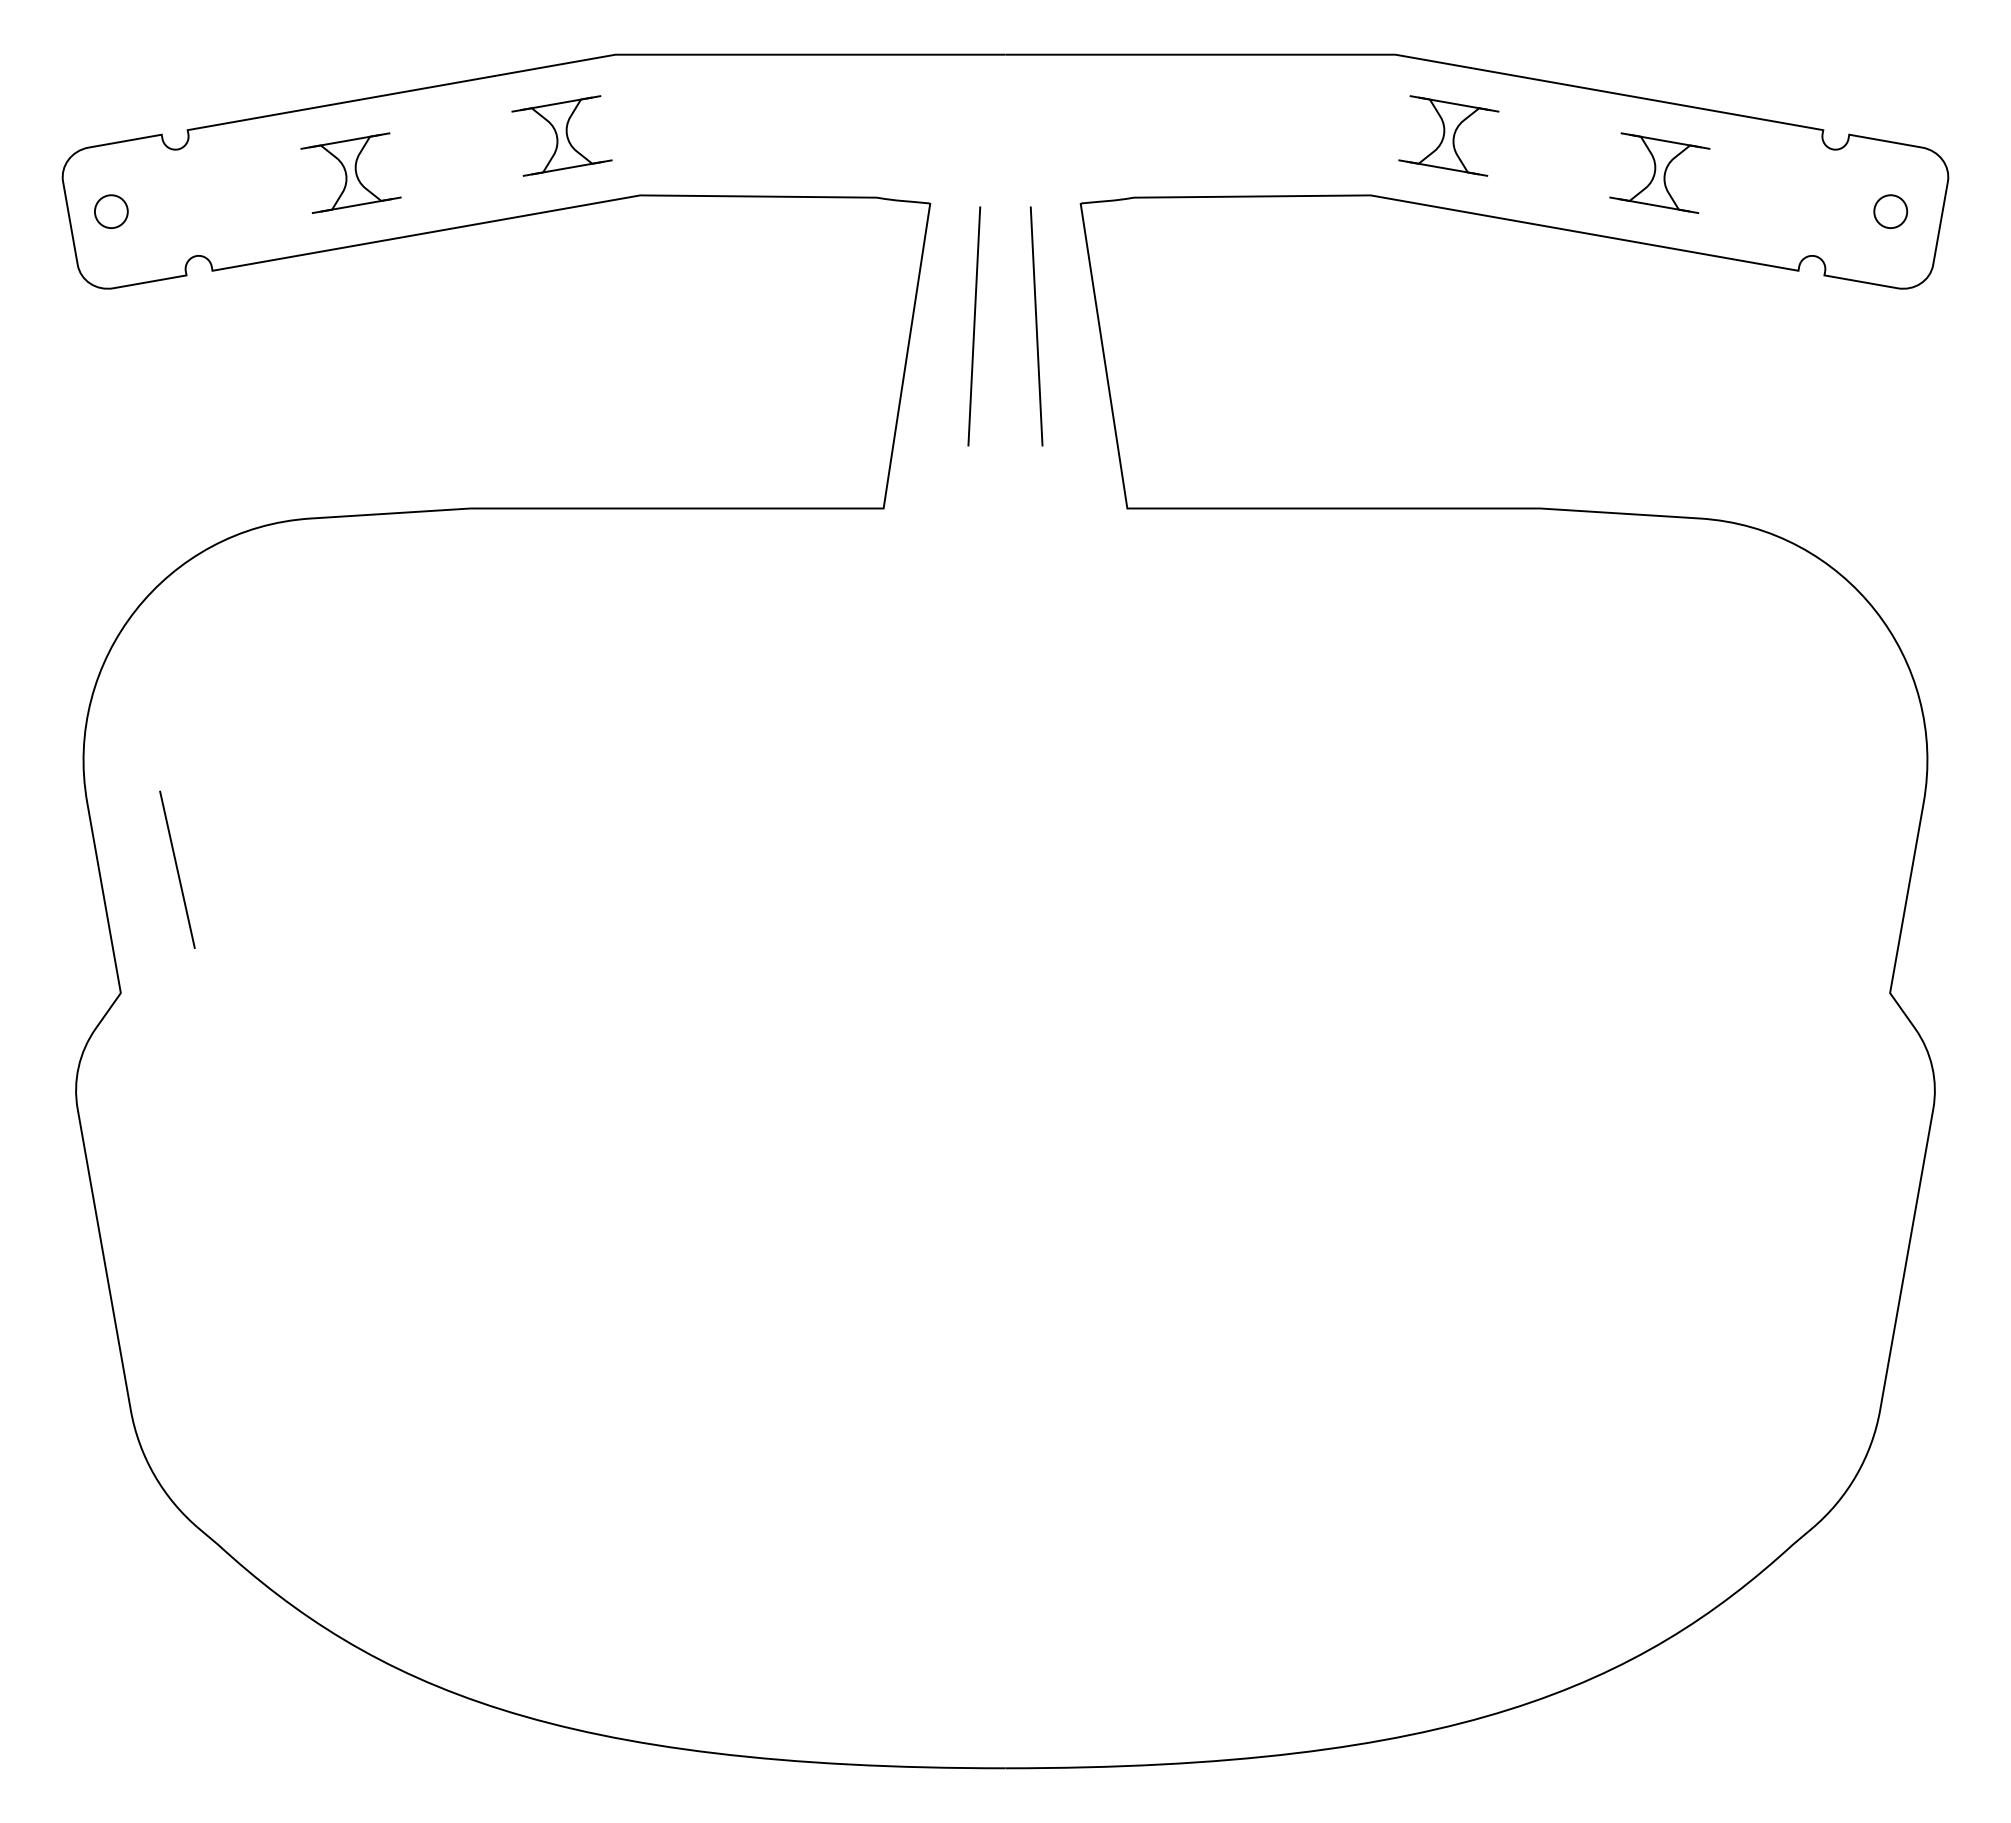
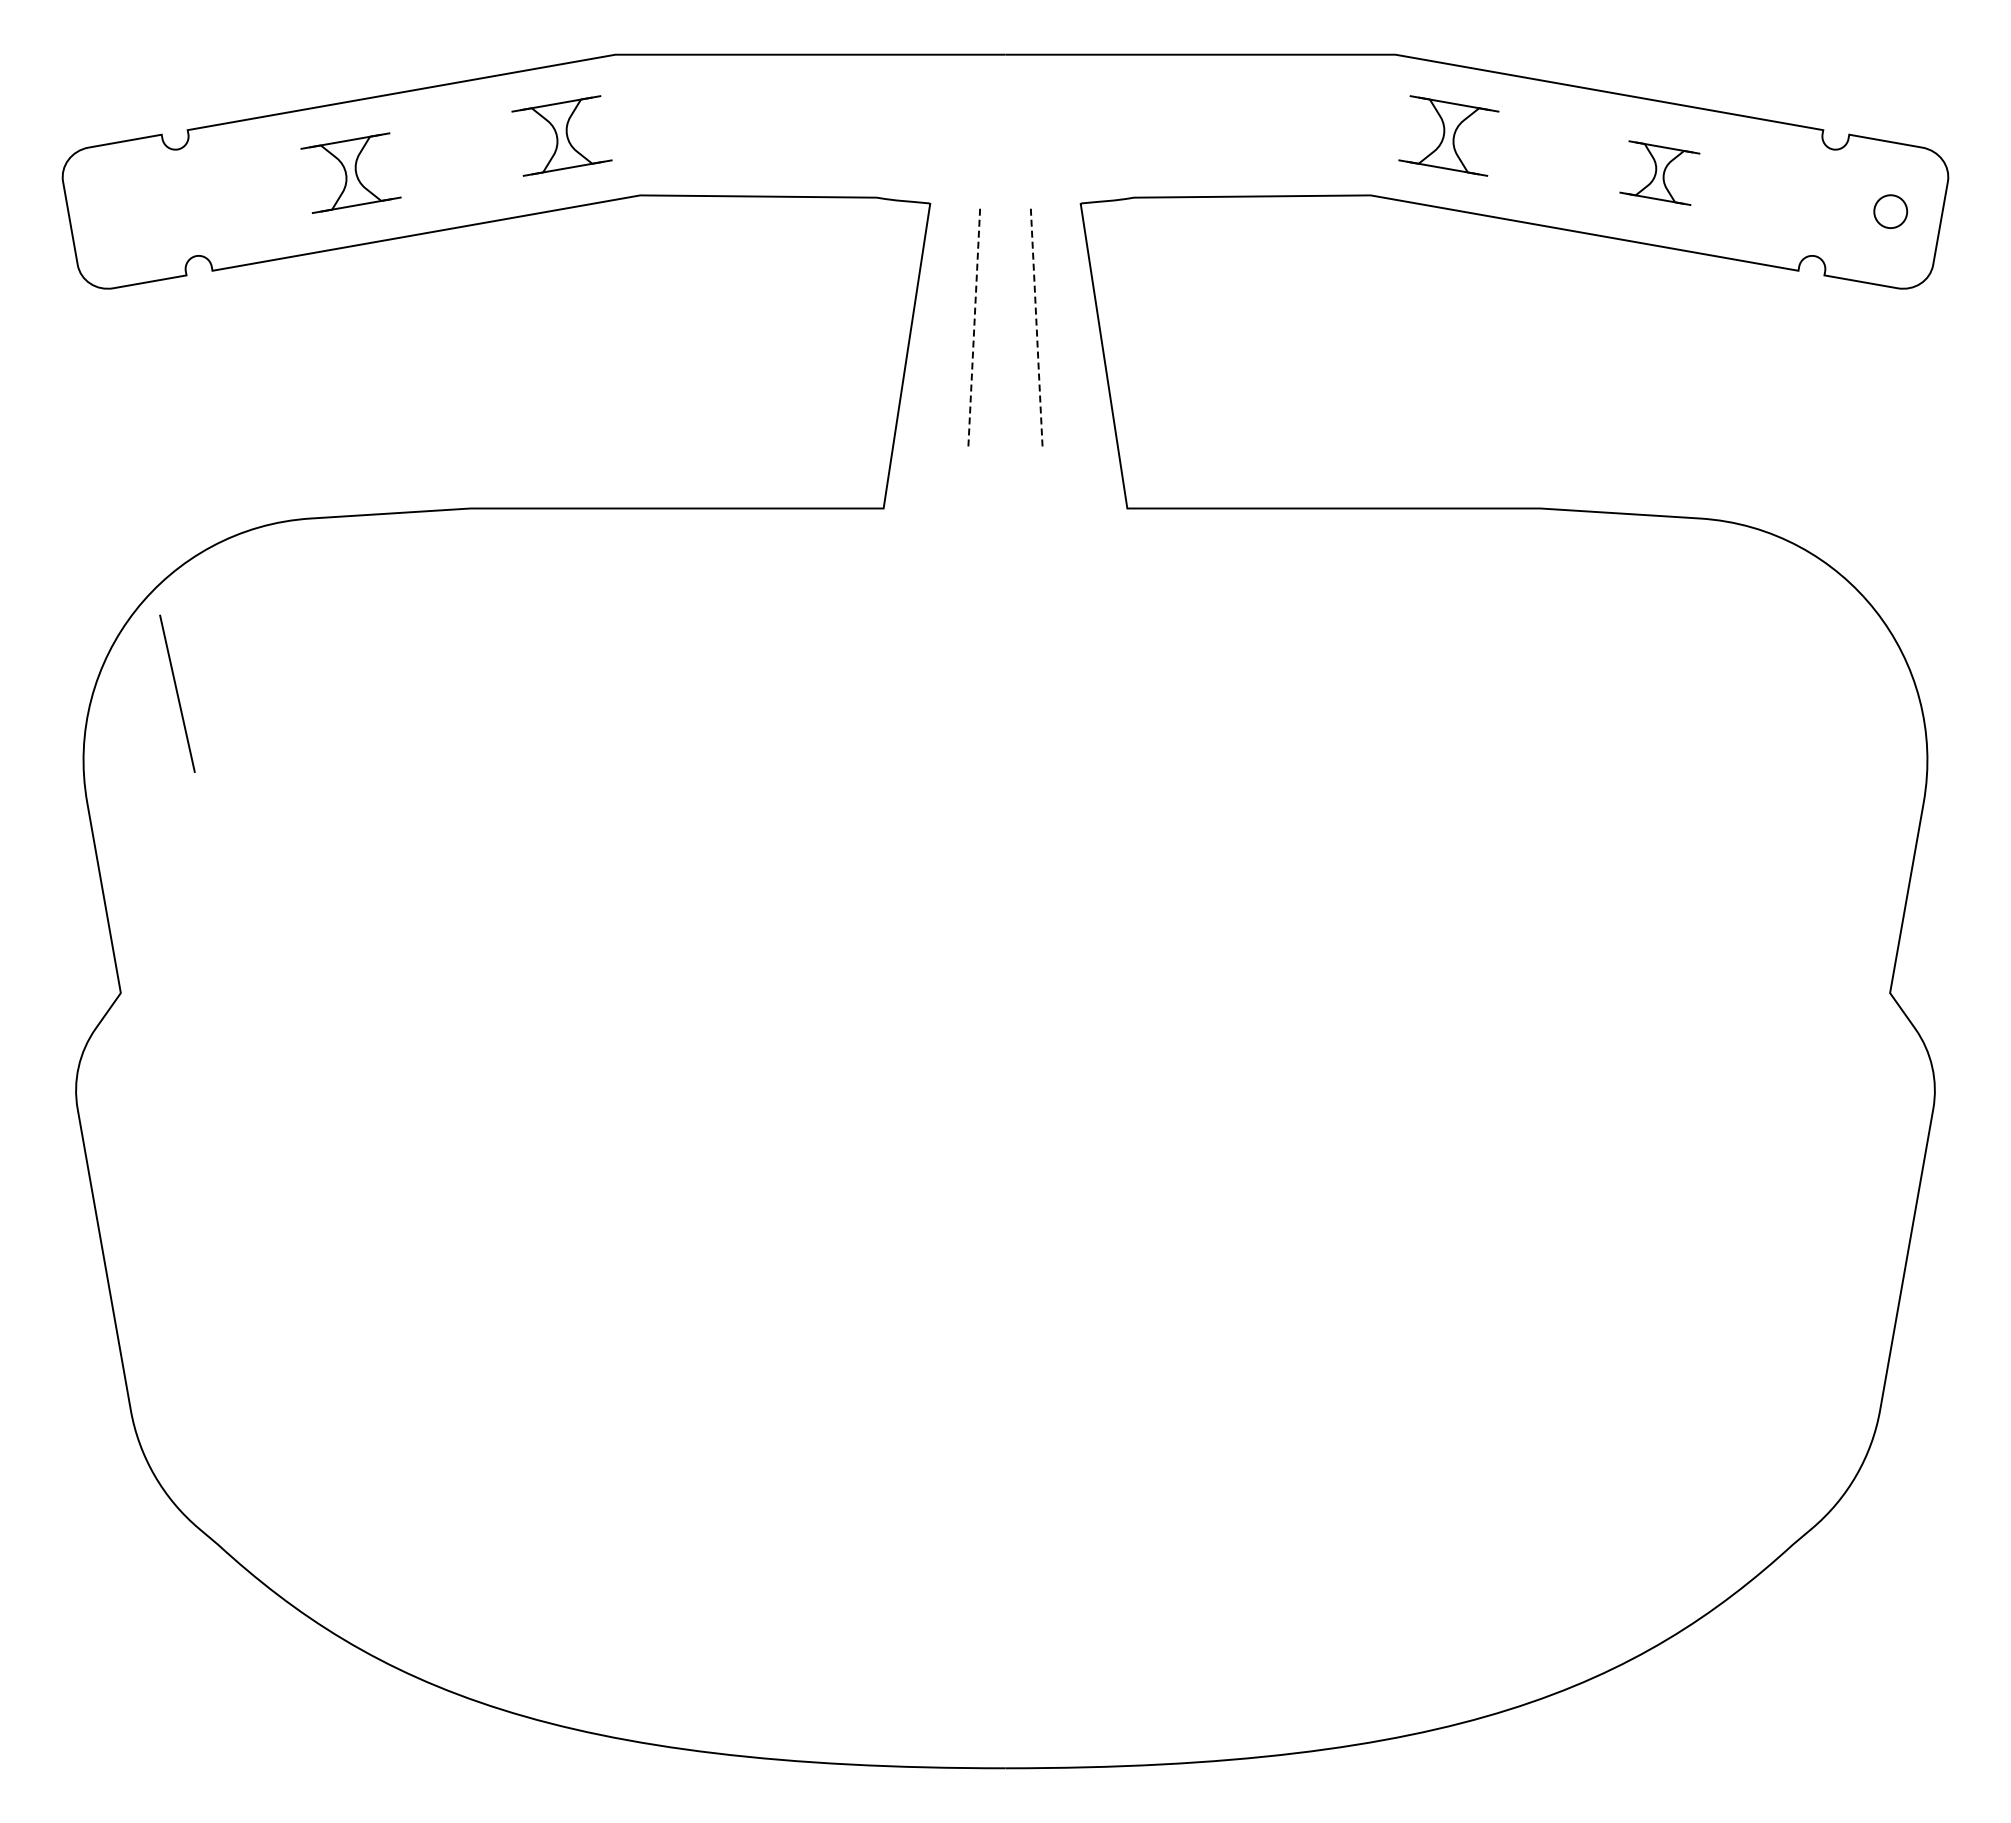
part size: 102x82 px -> 82x66 px (1659, 172)
part: present -> none (111, 211)
line: solid -> dashed (974, 325)
line: solid -> dashed (1036, 325)
line position: (177, 869) -> (177, 693) (177, 693)
